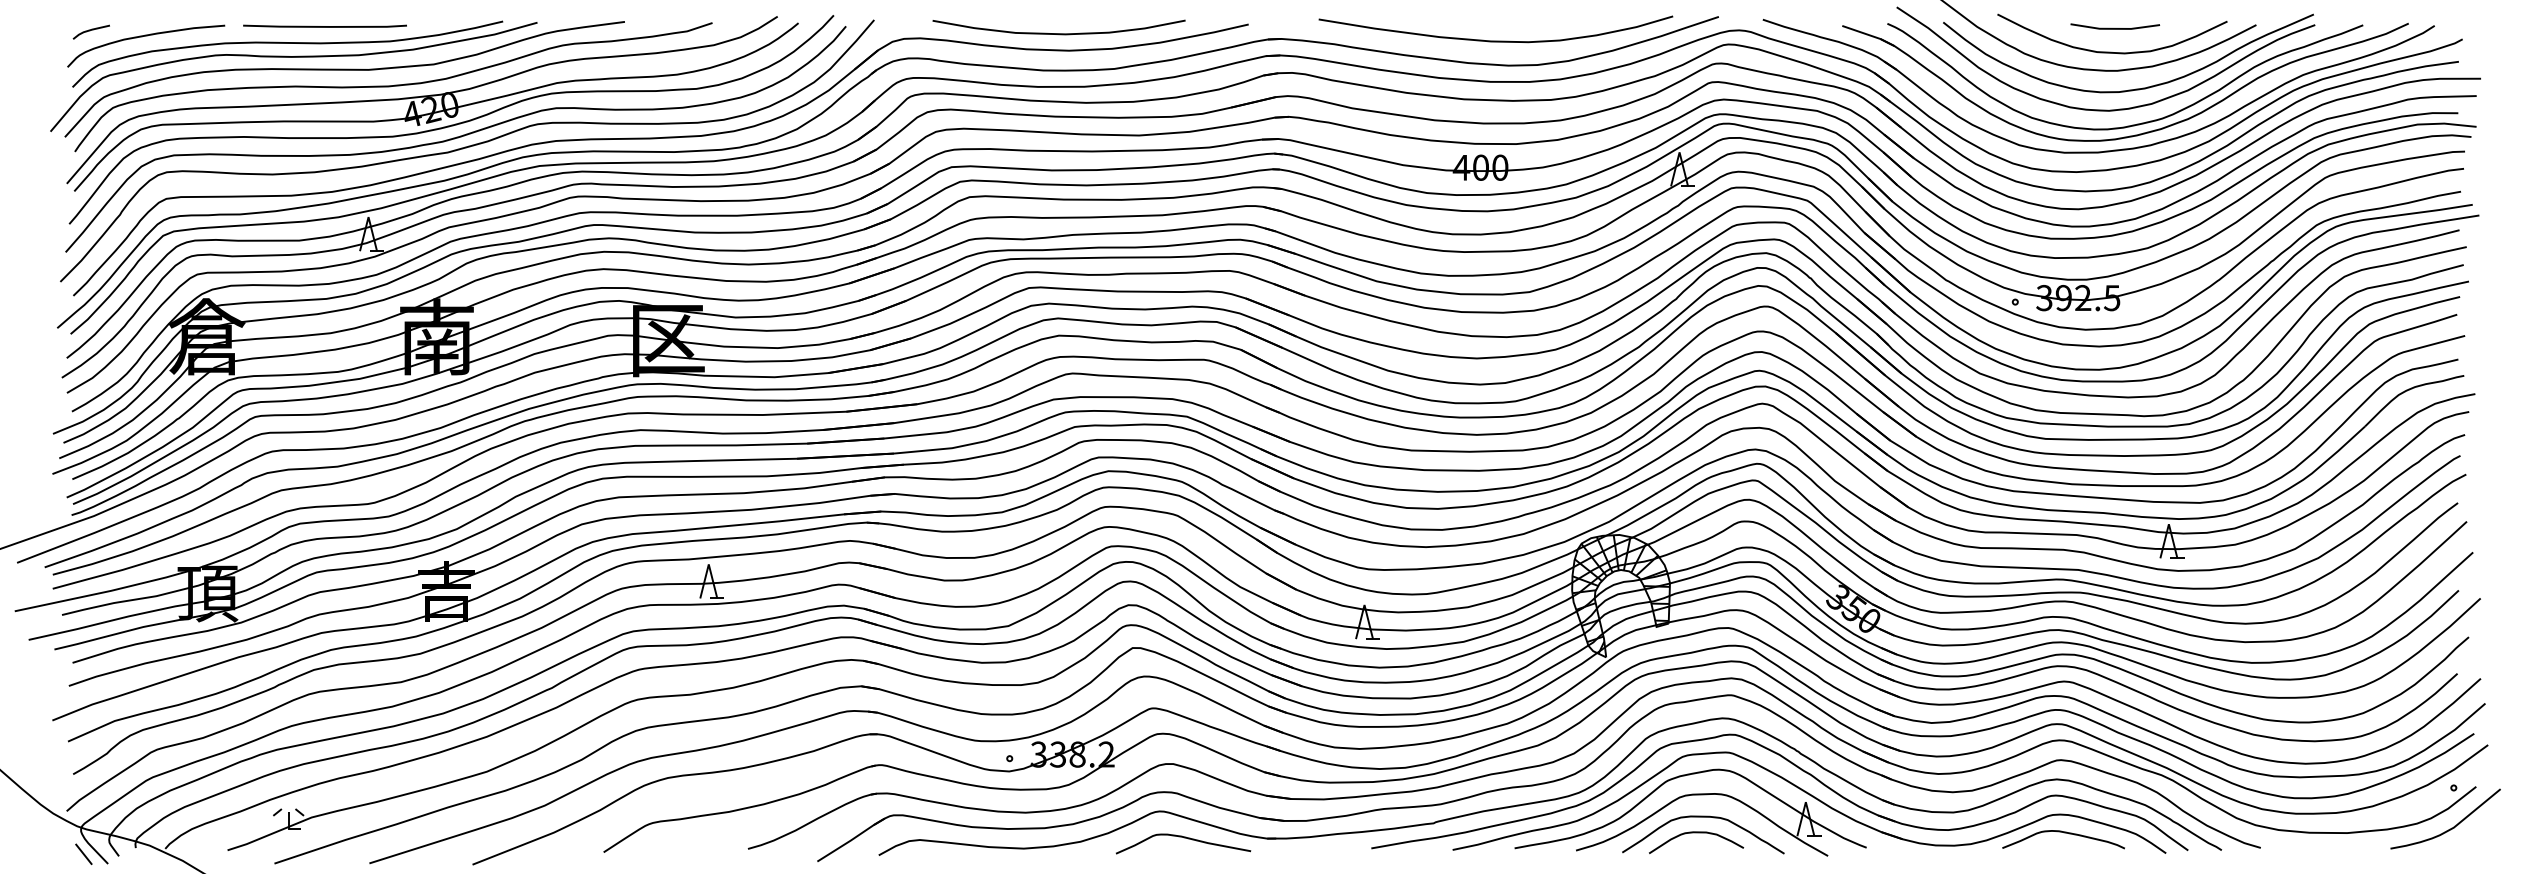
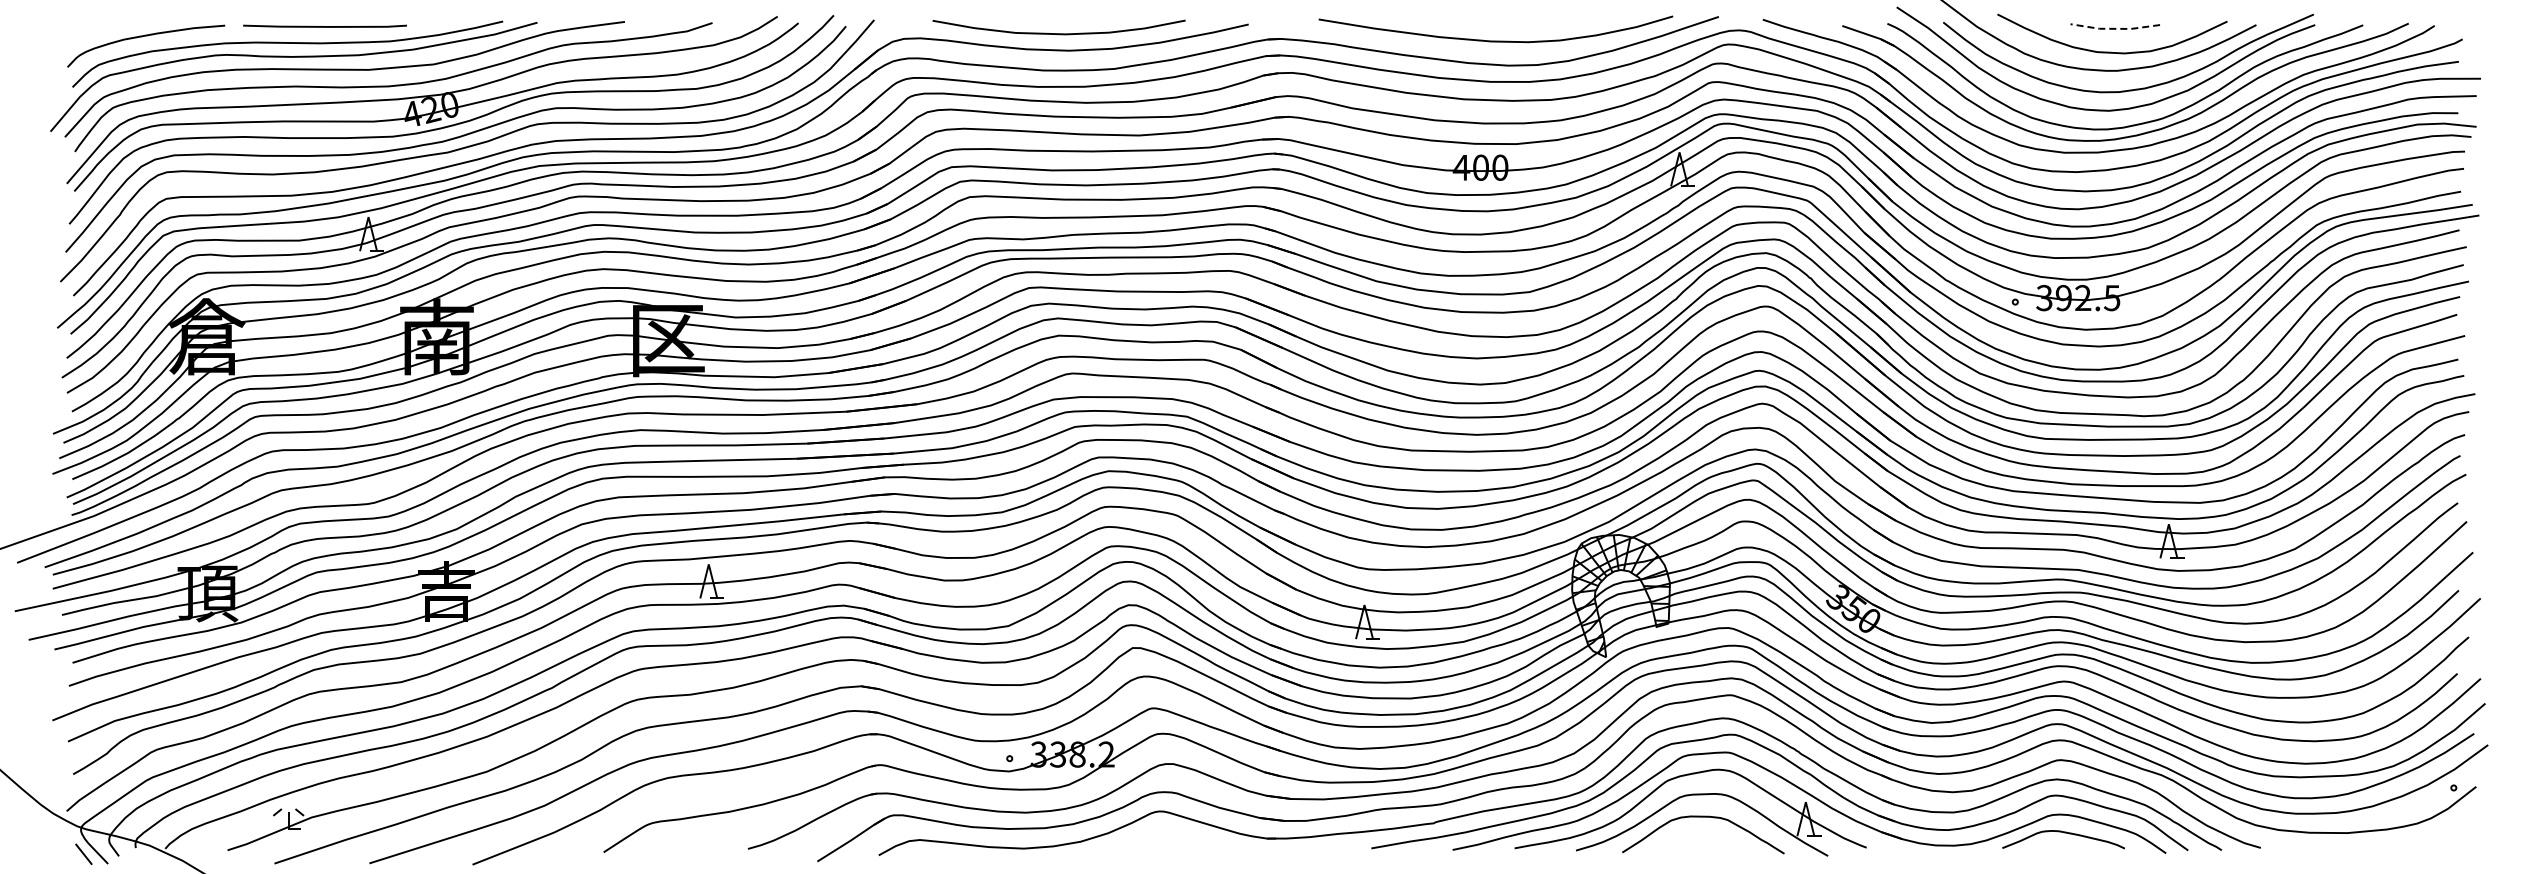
line: solid -> dashed (2115, 28)
line: present -> none (90, 31)
curve: present -> none (2451, 827)
curve: present -> none (1696, 833)
curve: present -> none (1184, 838)
